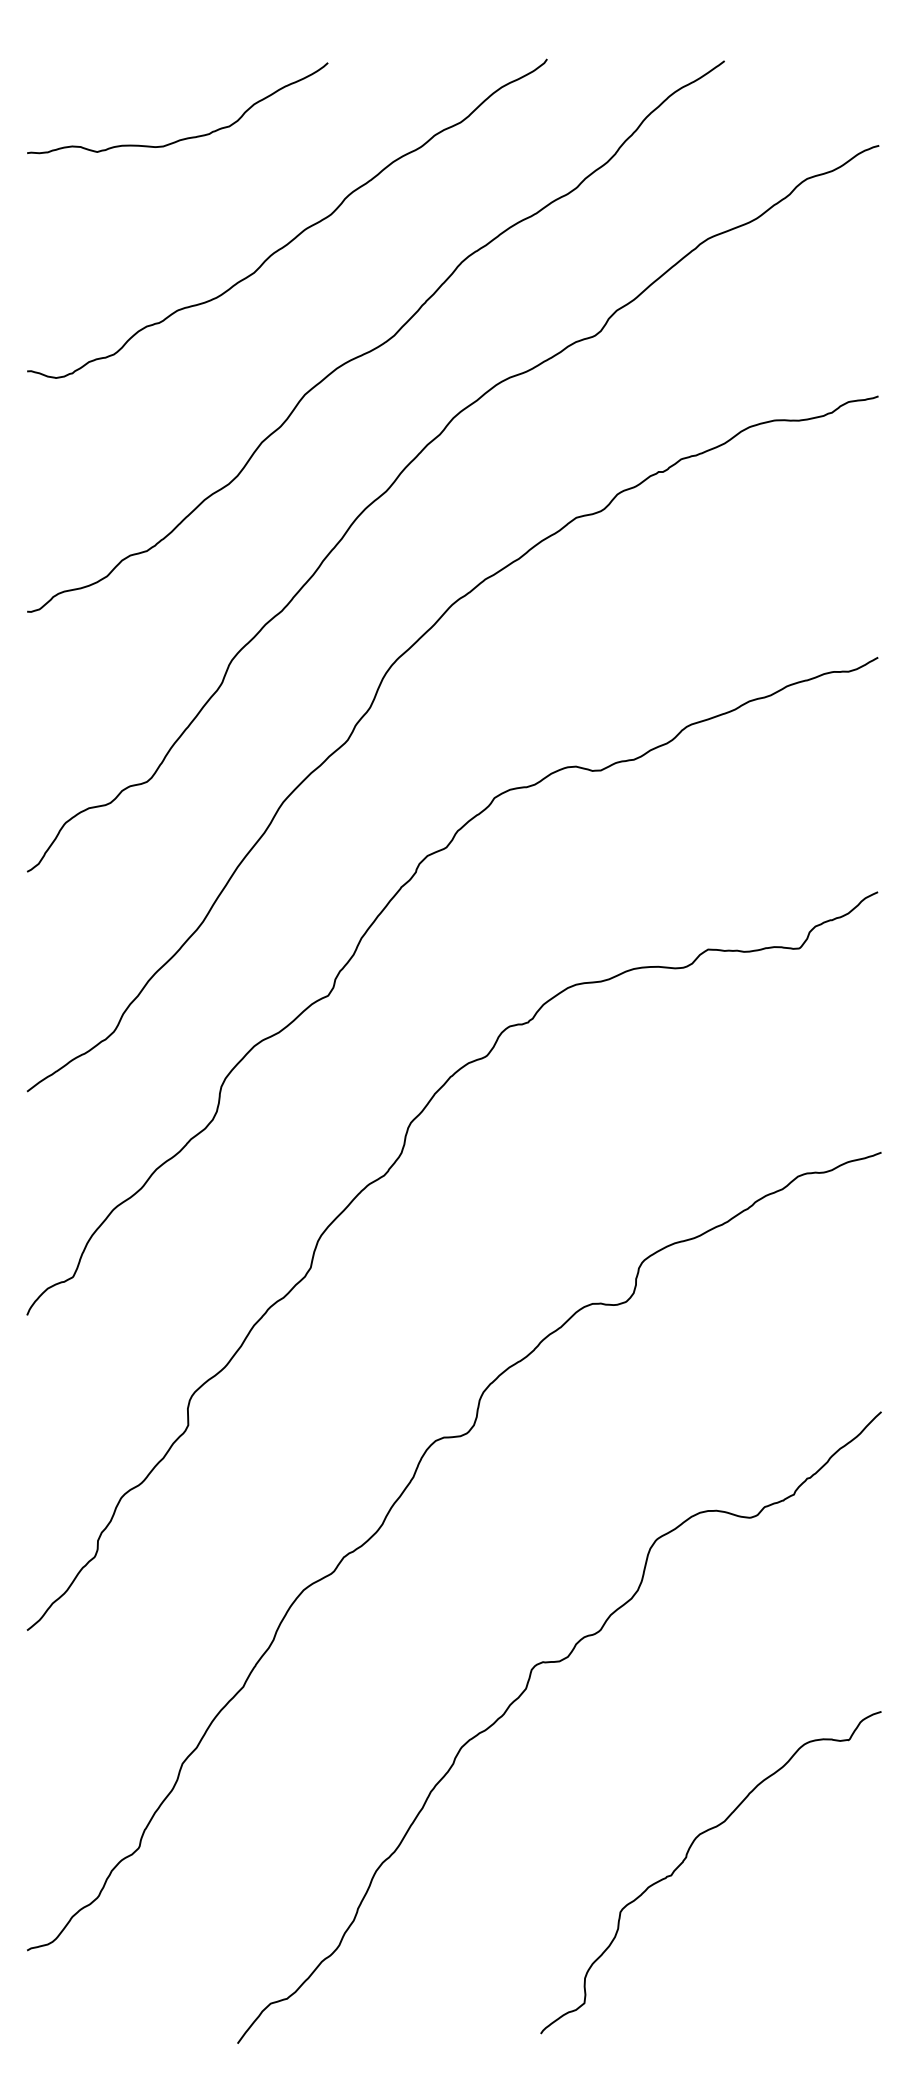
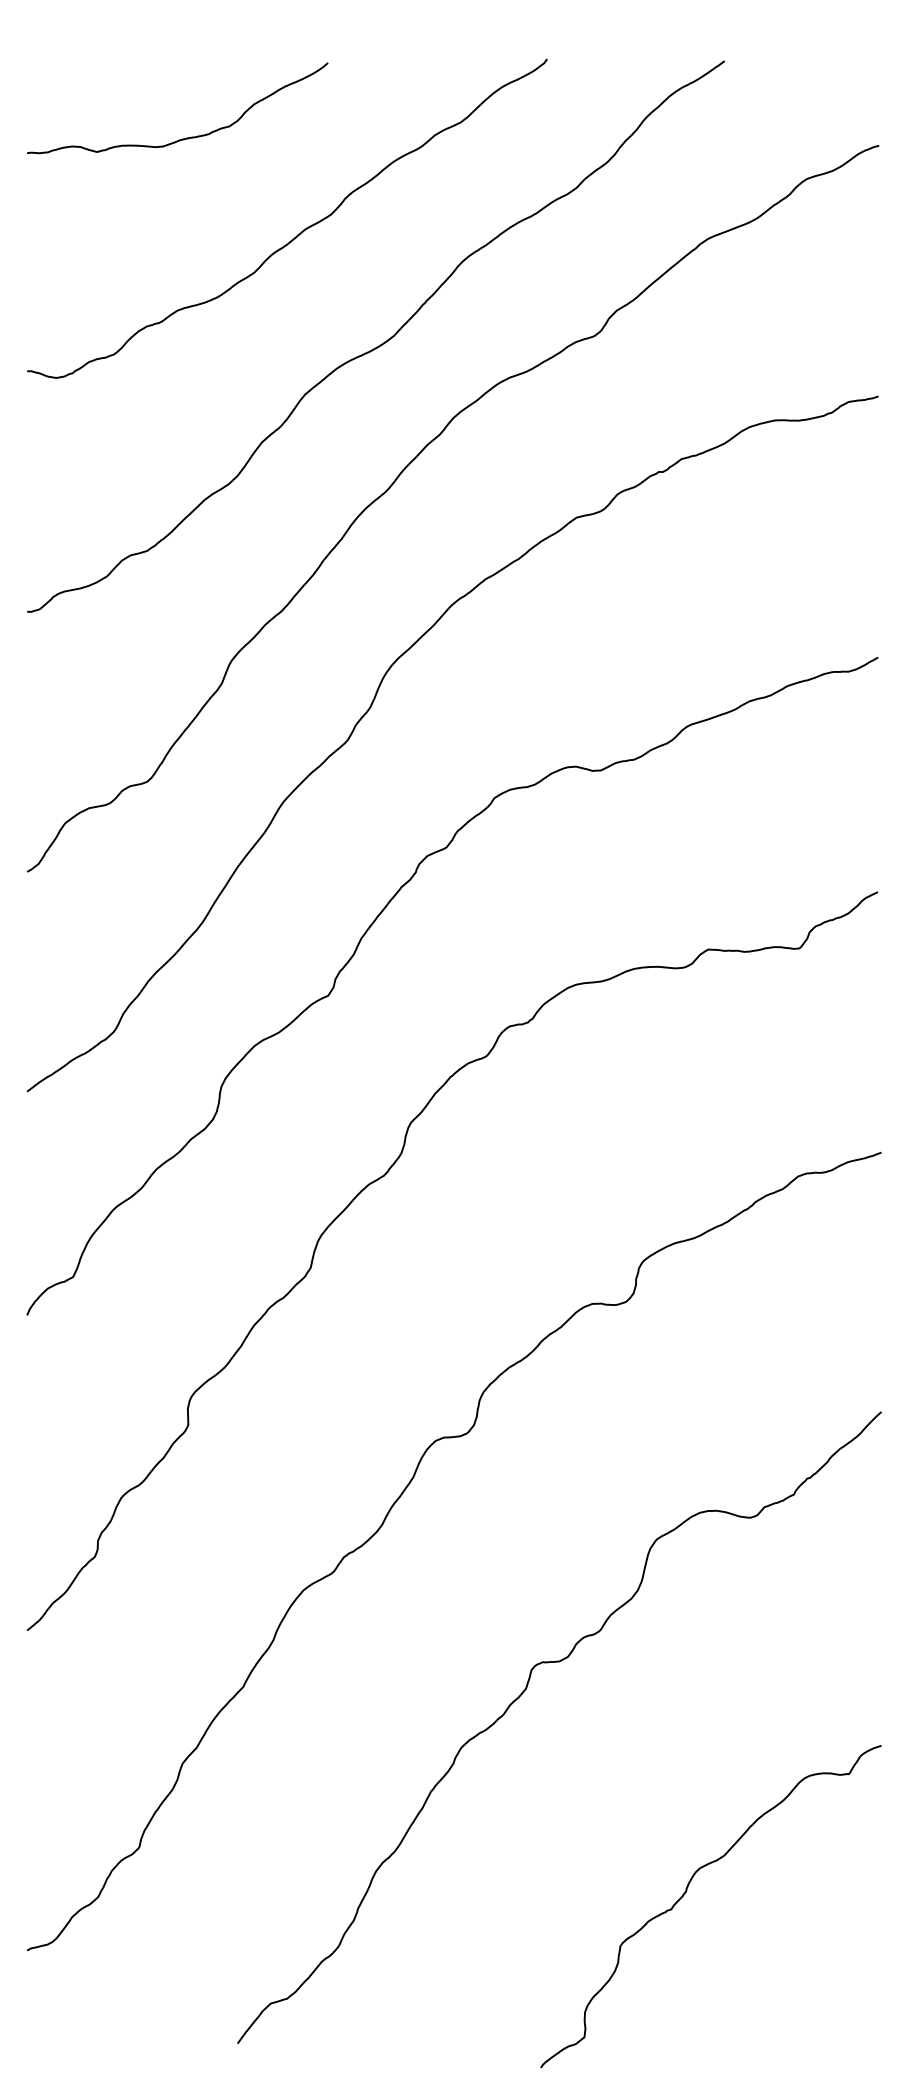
curve position: (687, 1857) -> (687, 1891) (687, 1891)
